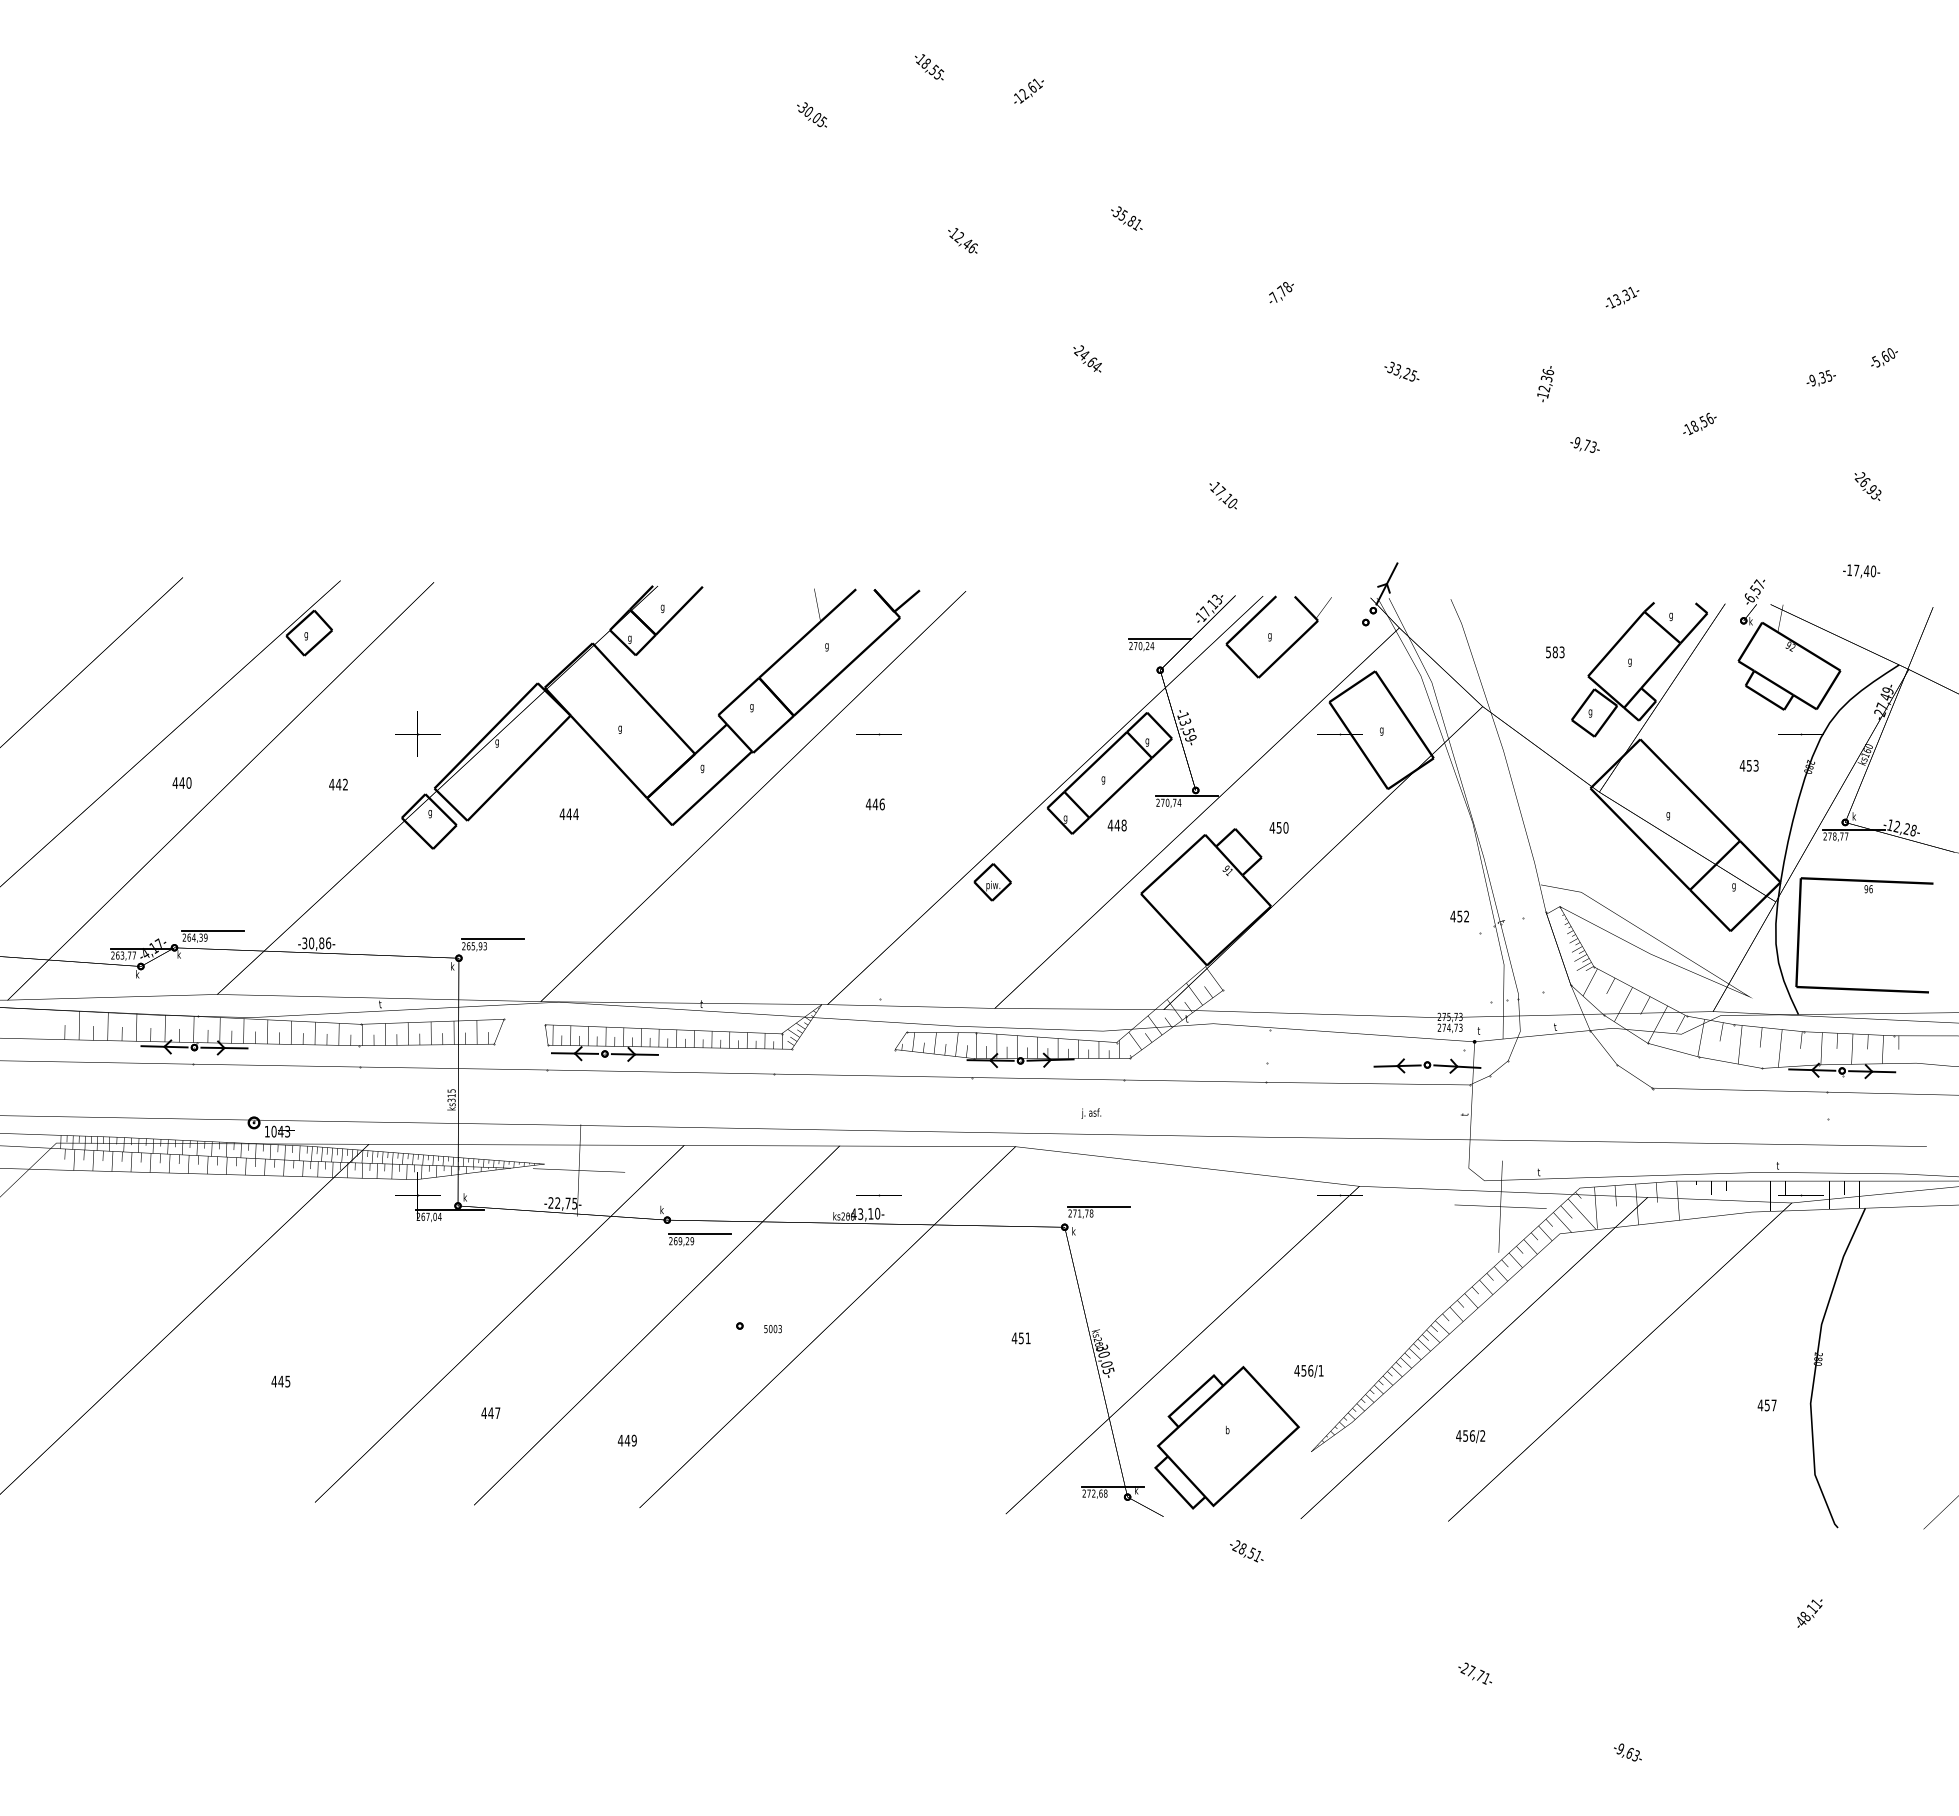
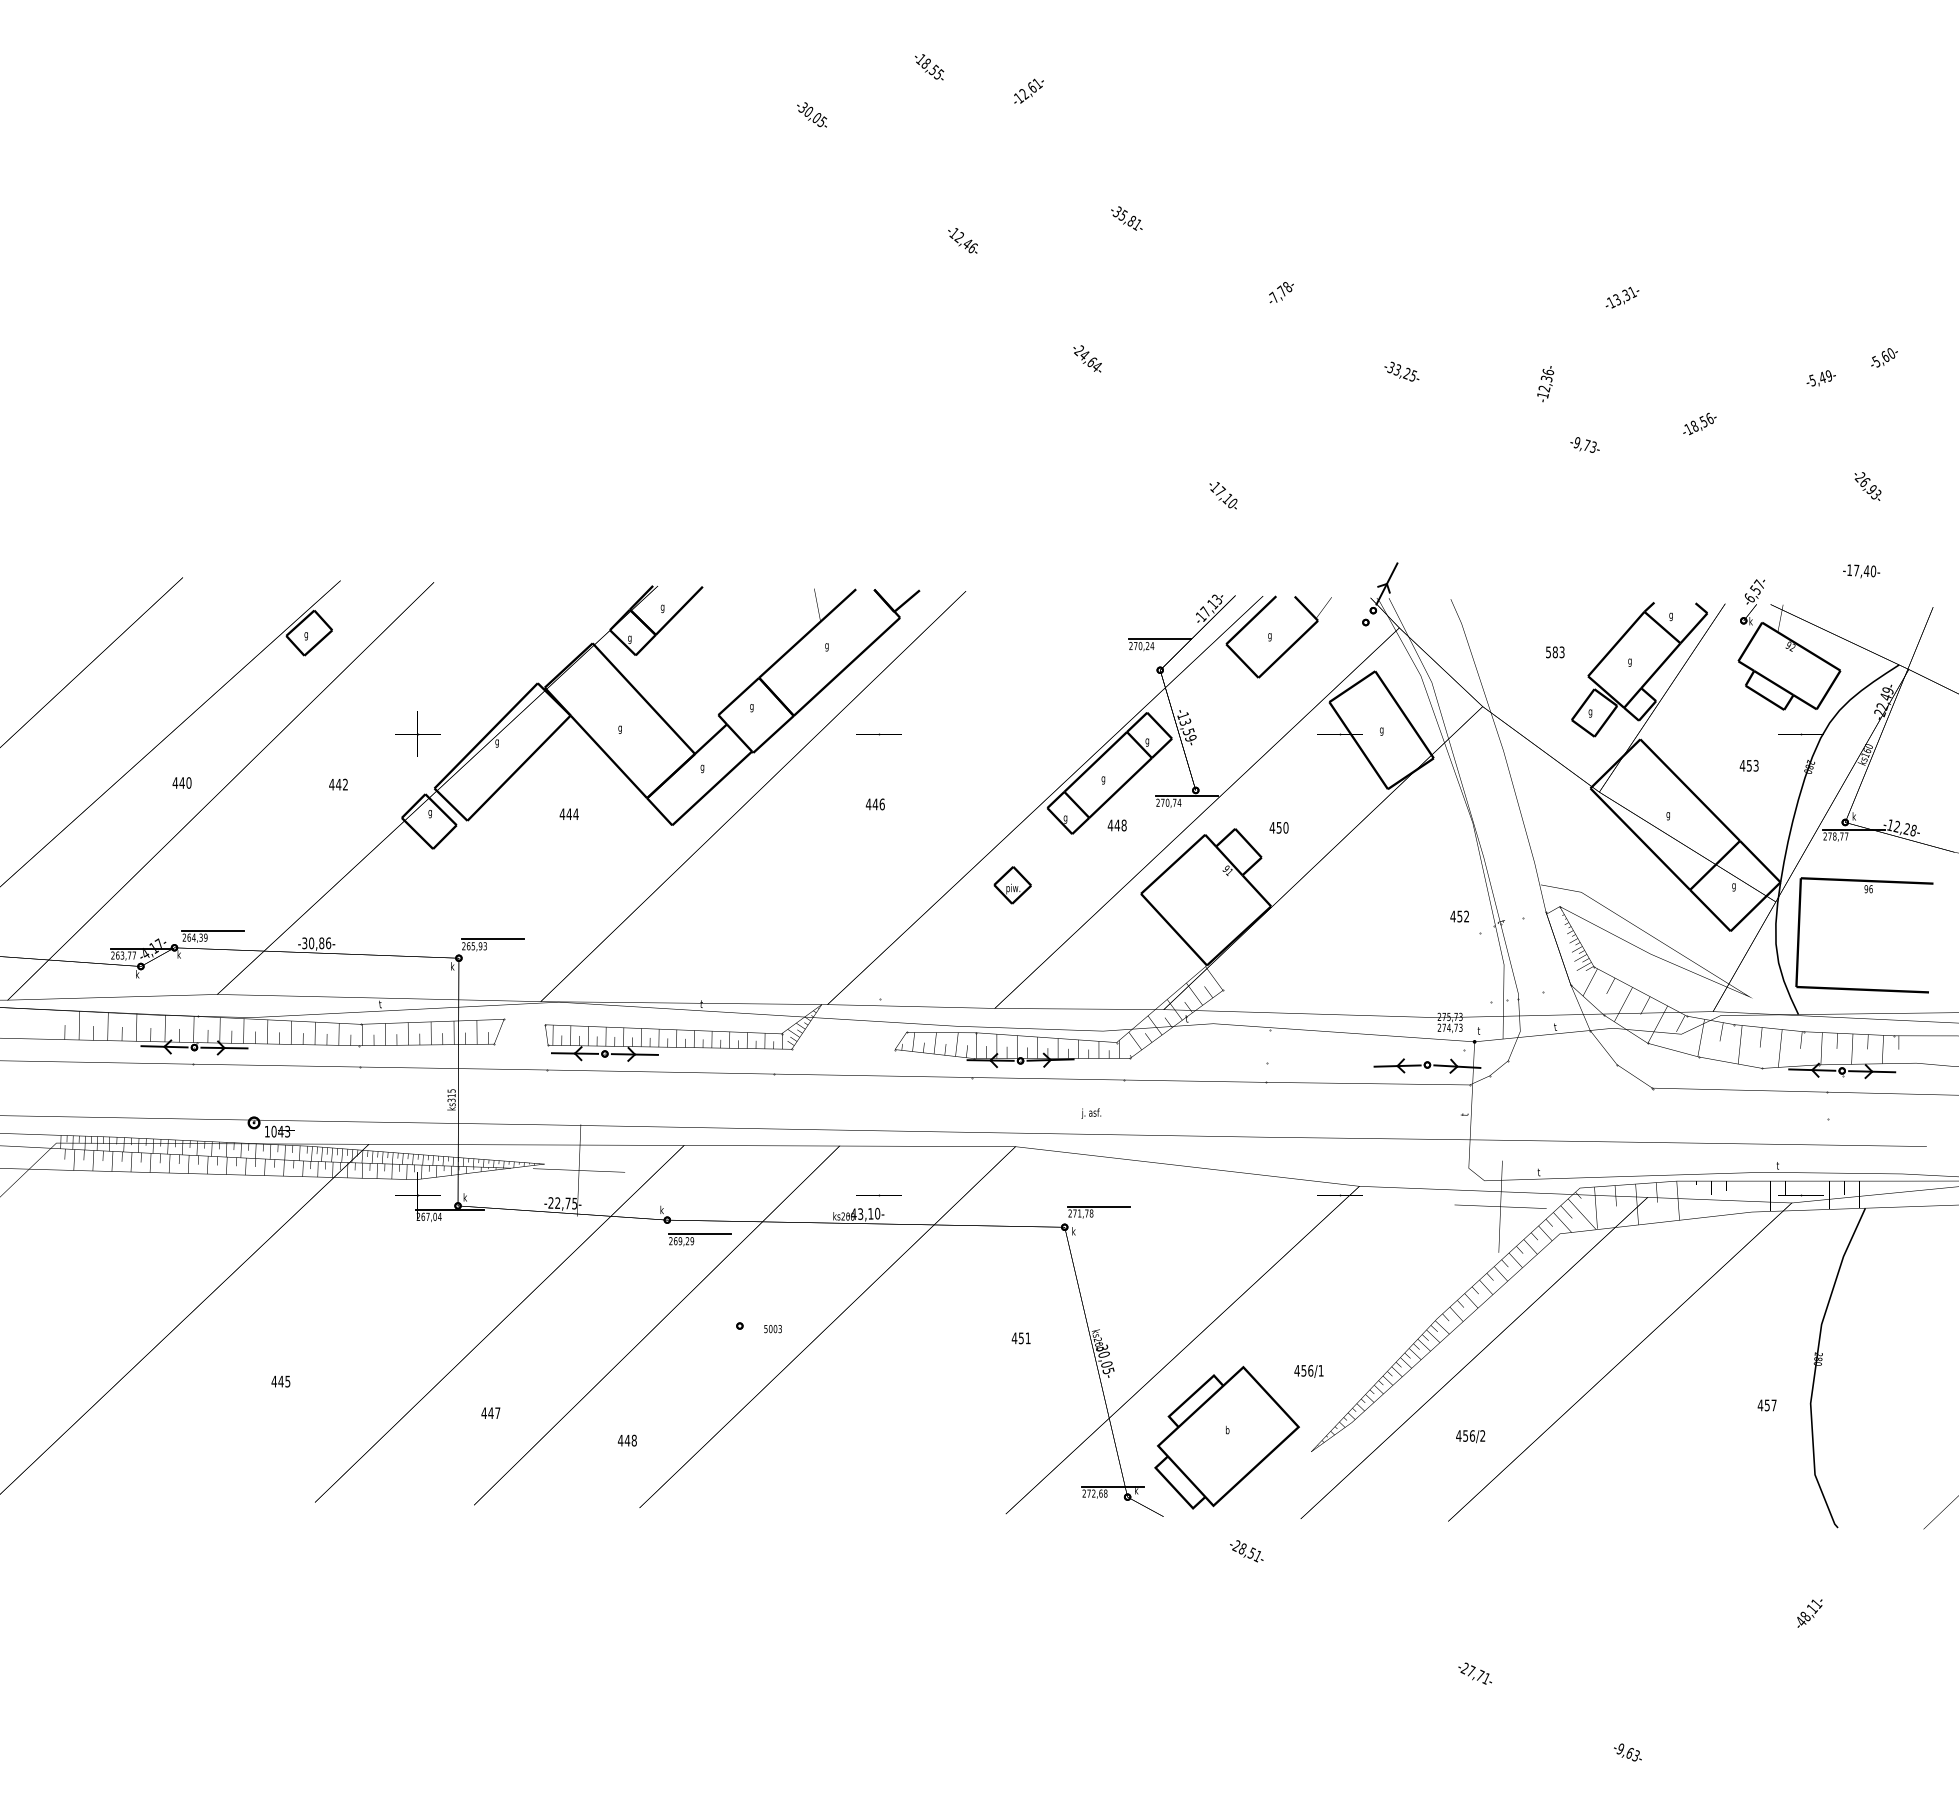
text: -9,35- -> -5,49- (1820, 378)
text: -27,49- -> -22,49- (1882, 706)
text position: (992, 882) -> (1012, 885) (1012, 885)
text: 449 -> 448 (633, 1440)
